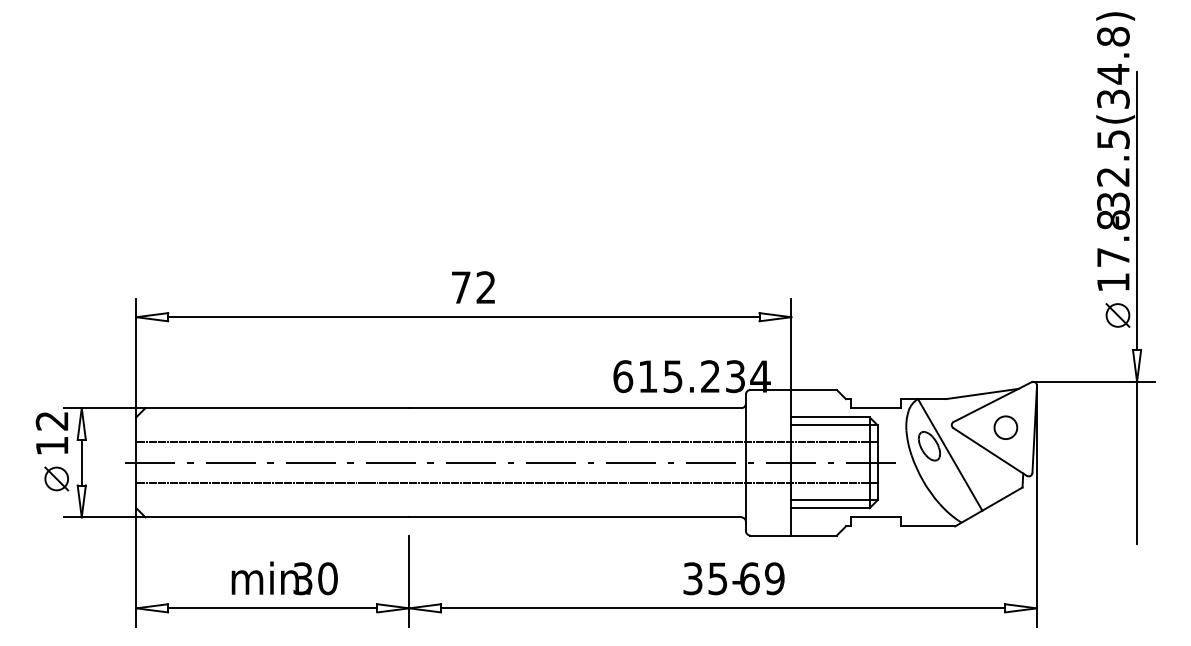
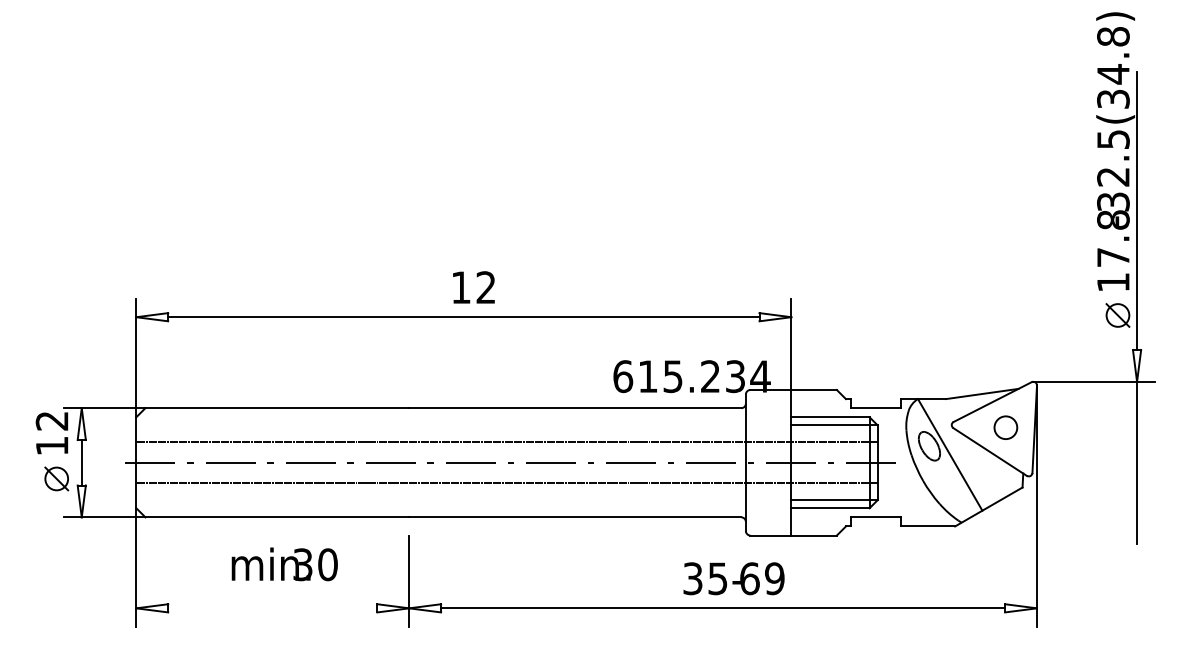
text: 72 -> 12 (461, 287)
text position: (284, 578) -> (284, 564) (284, 564)
line: present -> none (272, 608)
